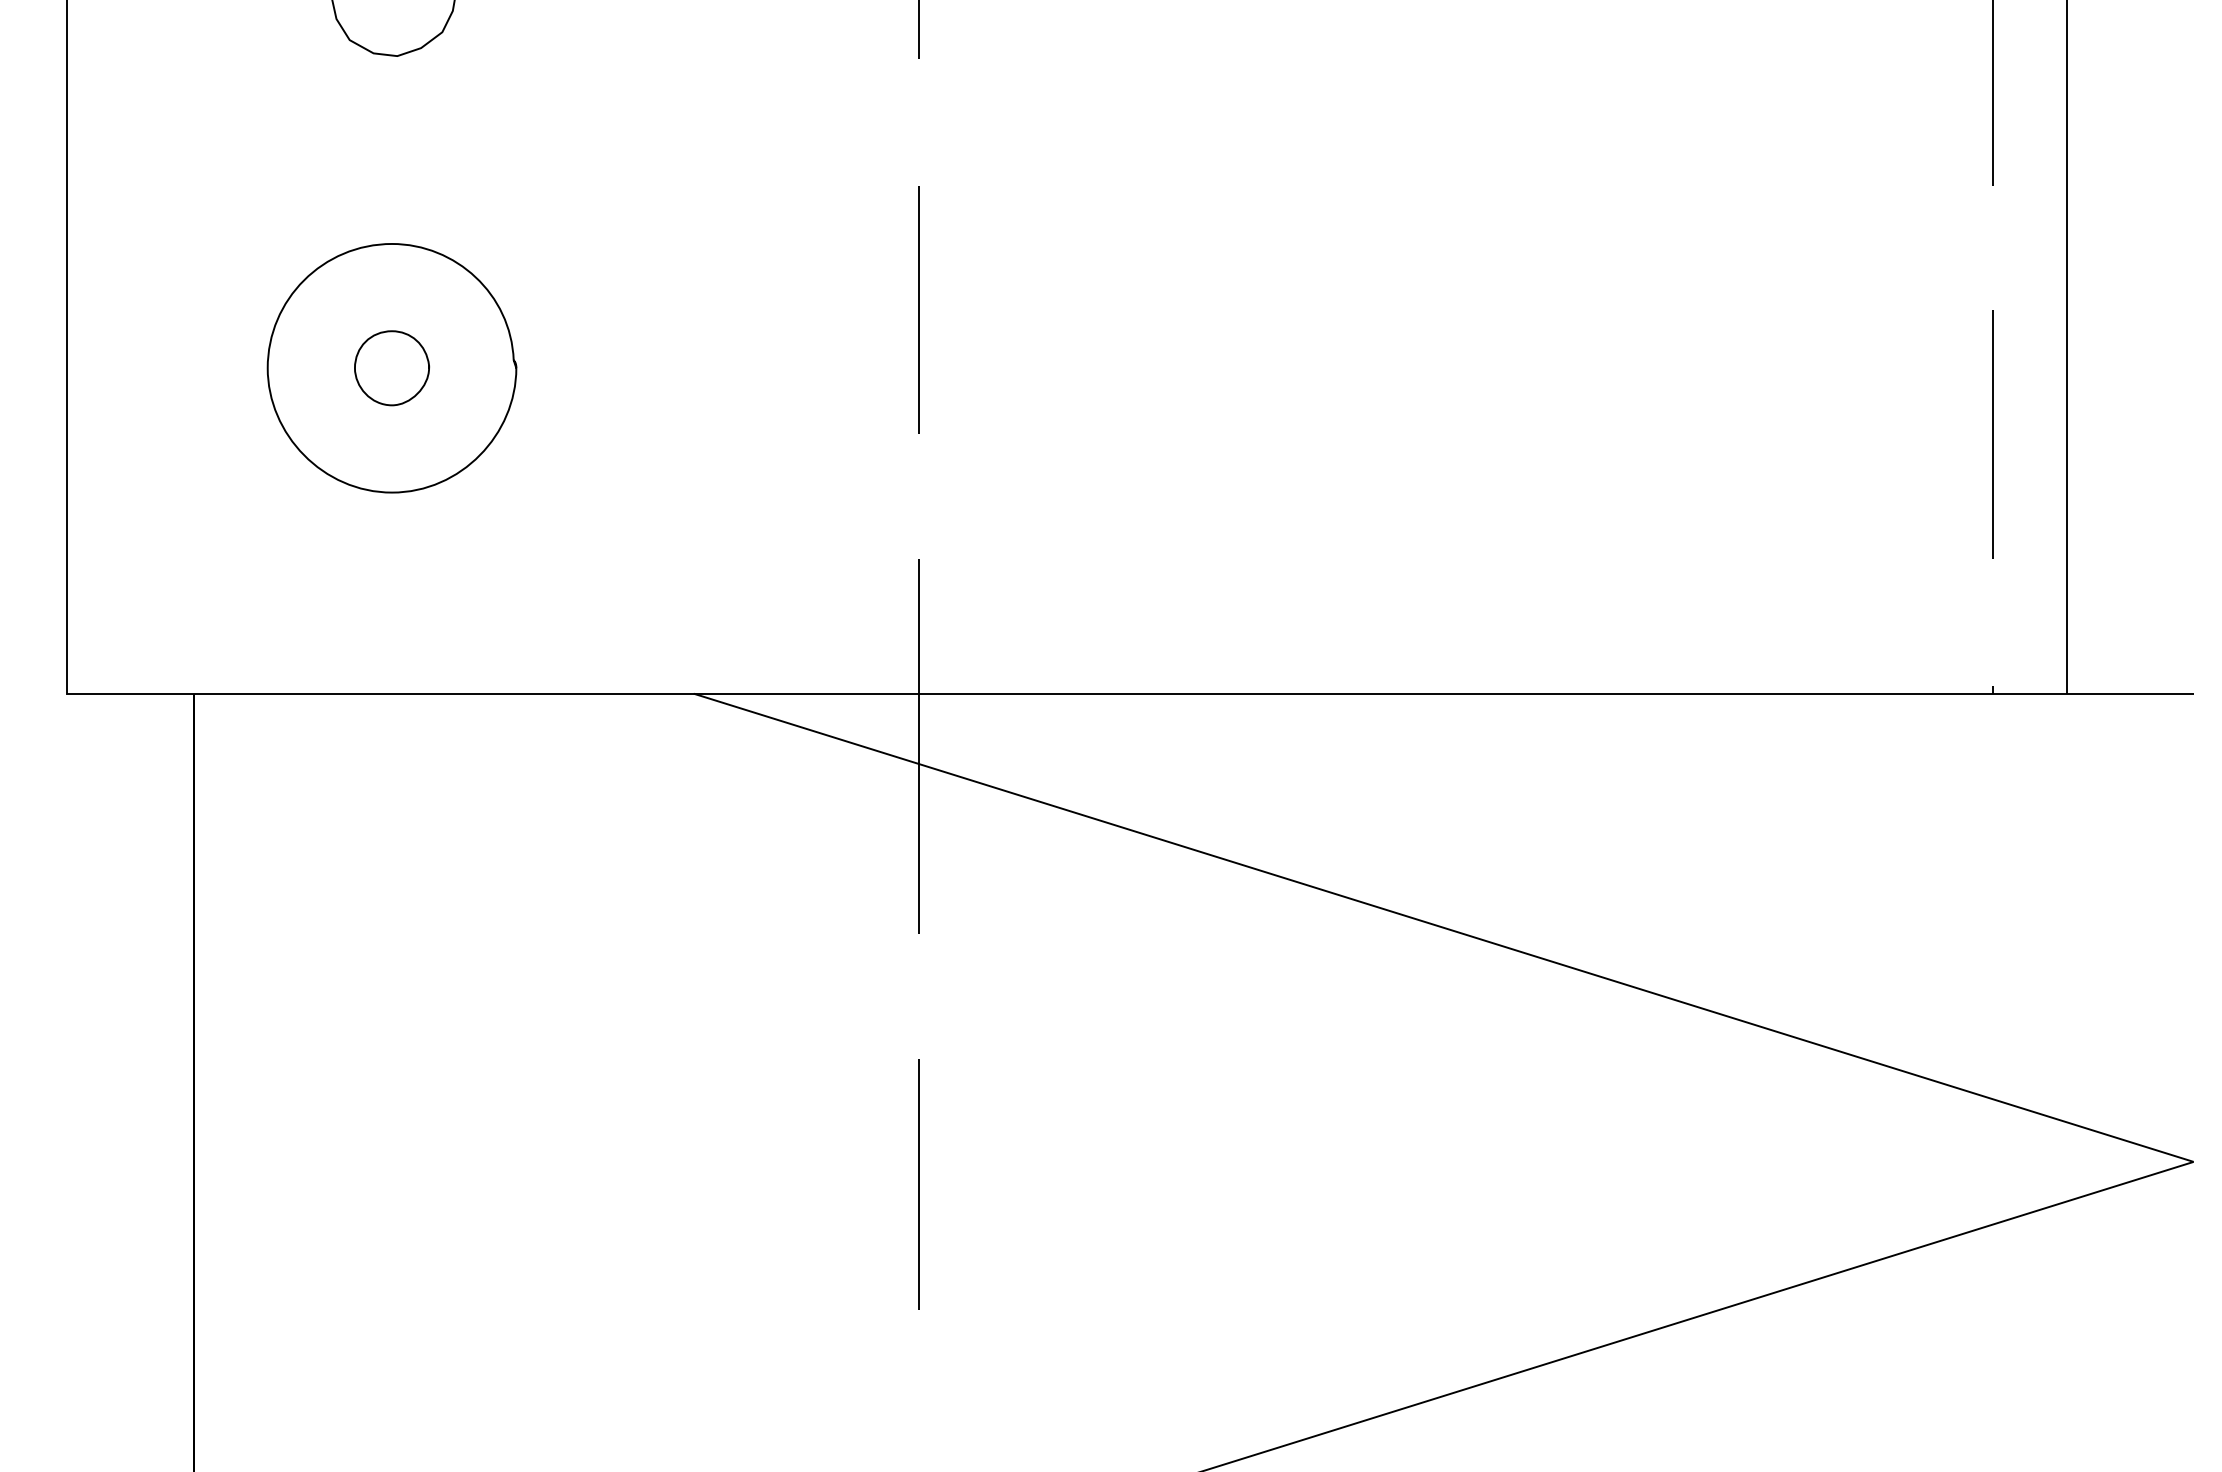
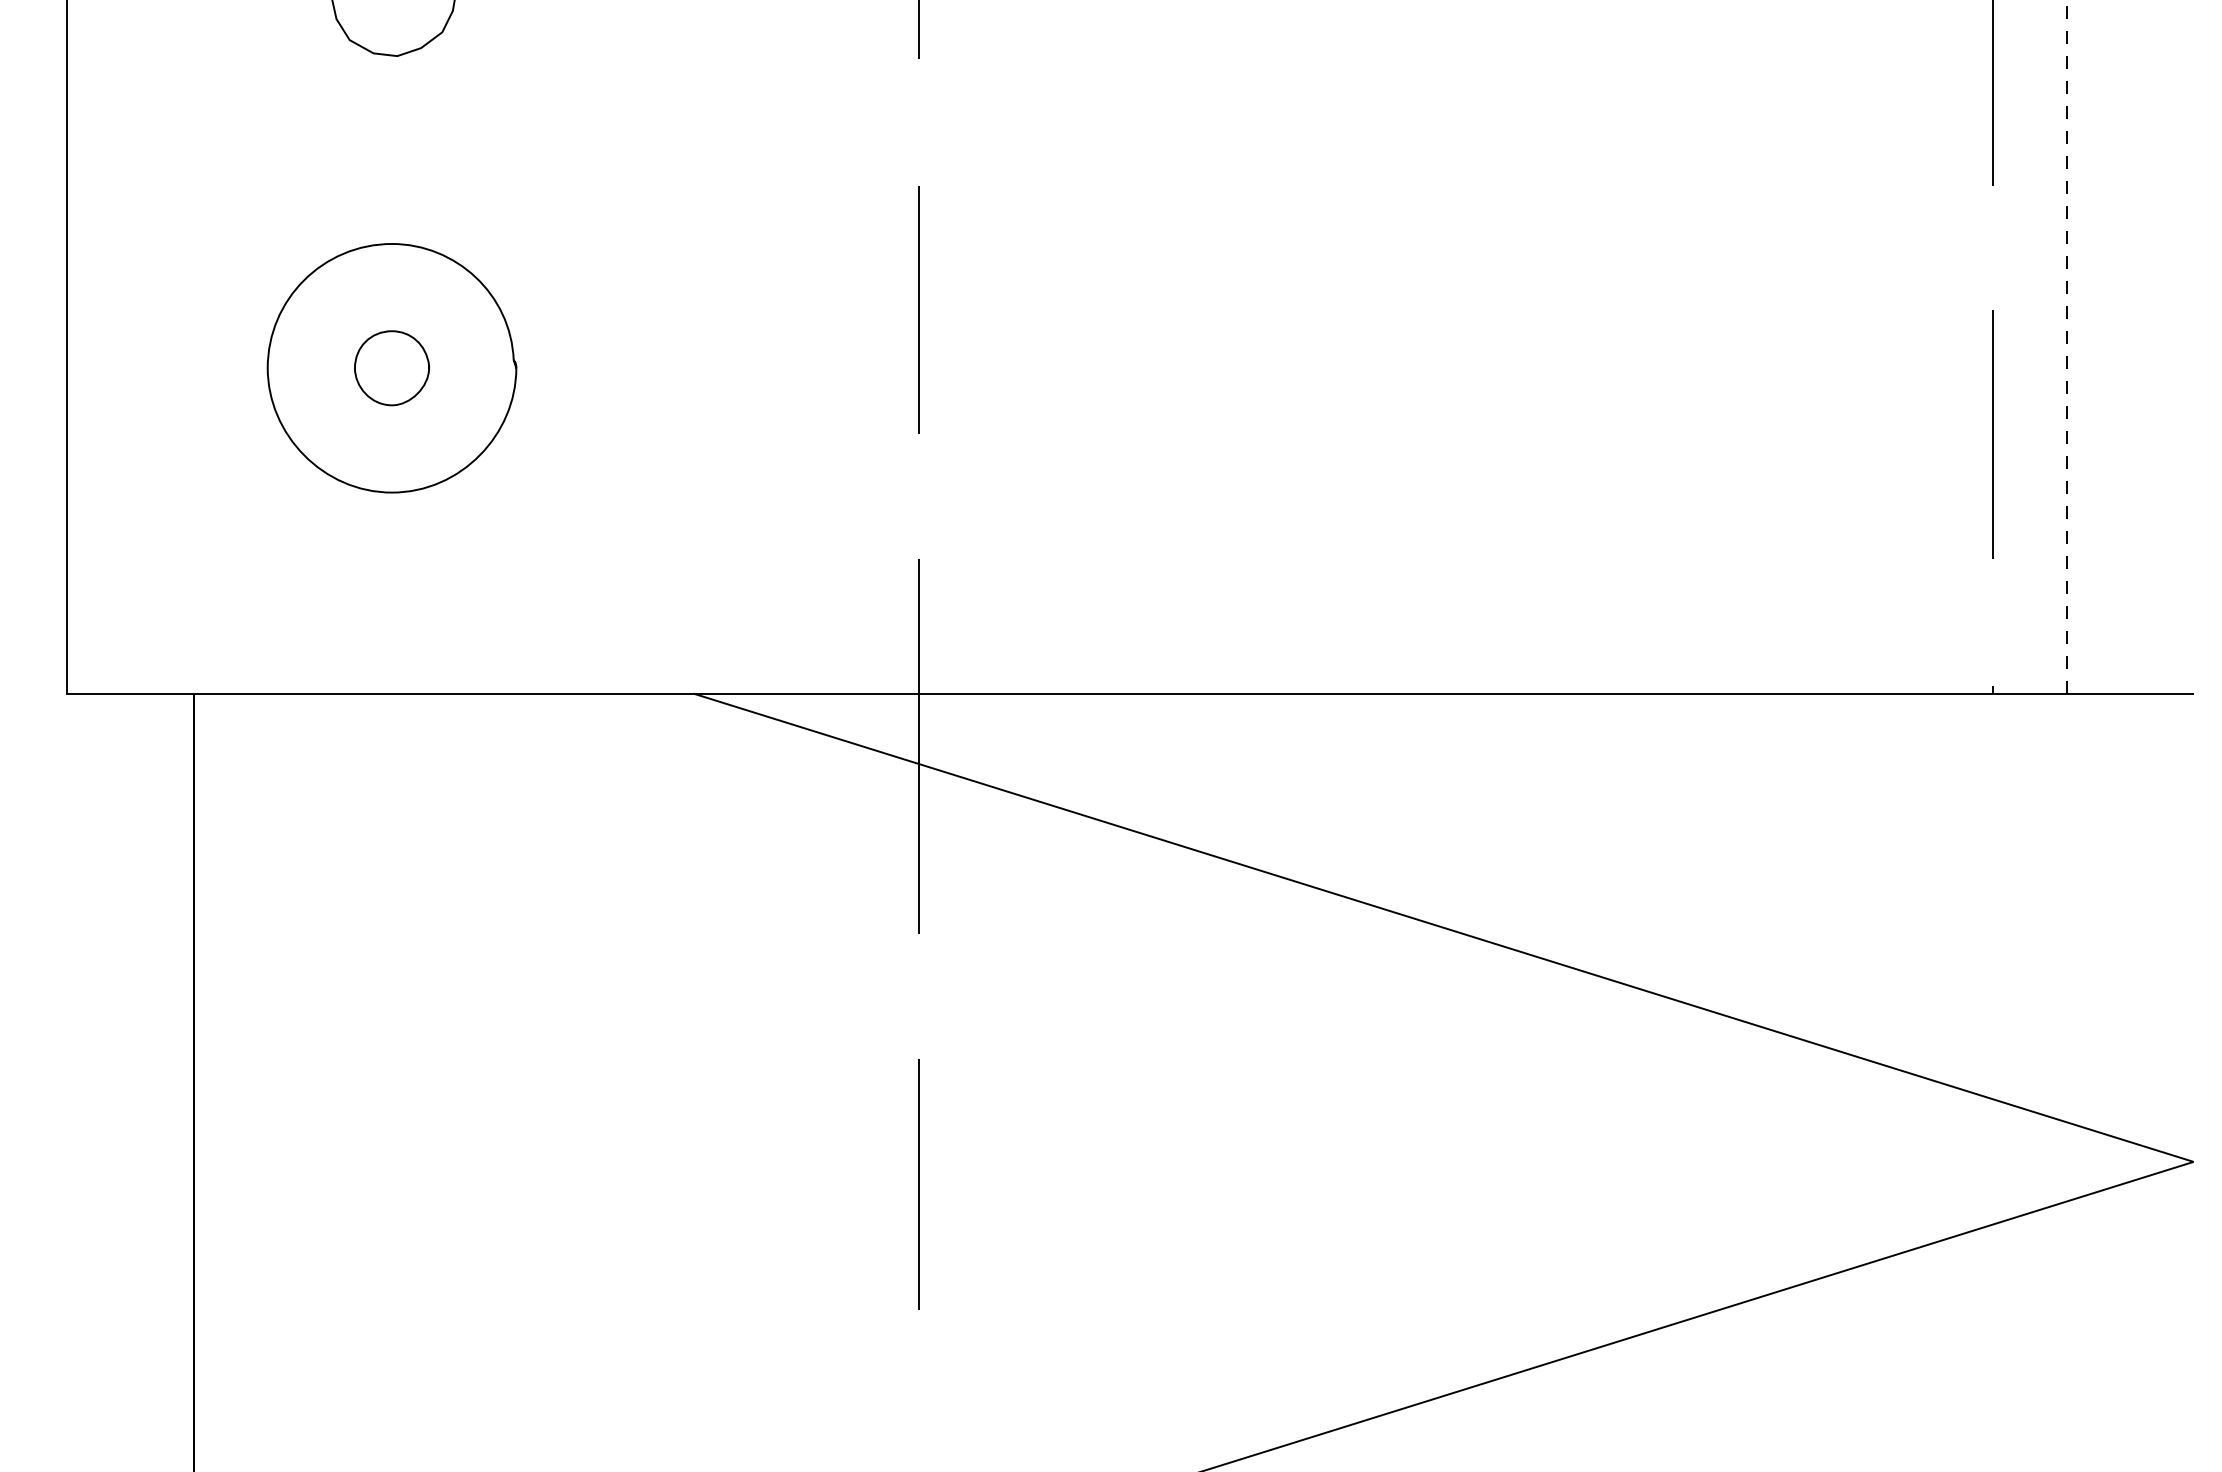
line: solid -> dashed (2066, 346)
